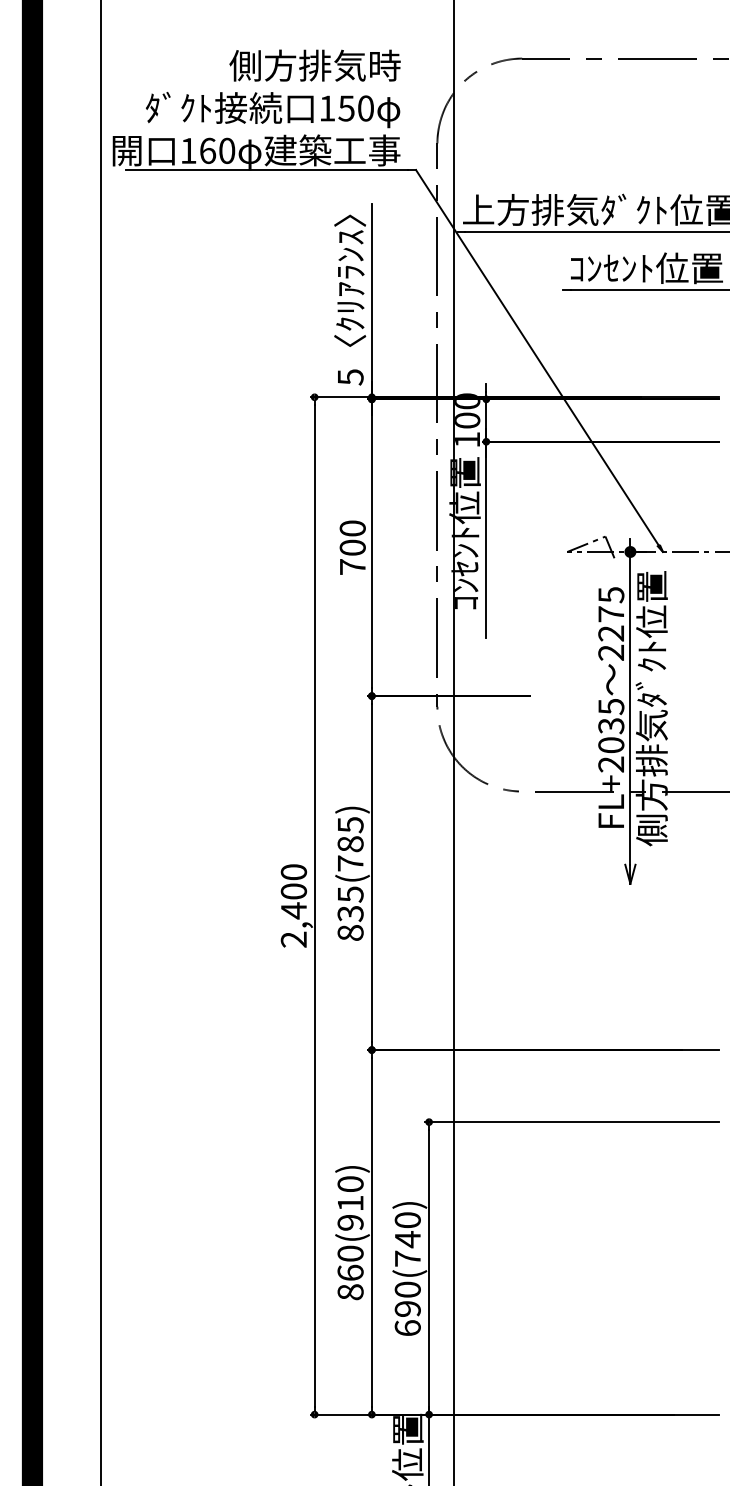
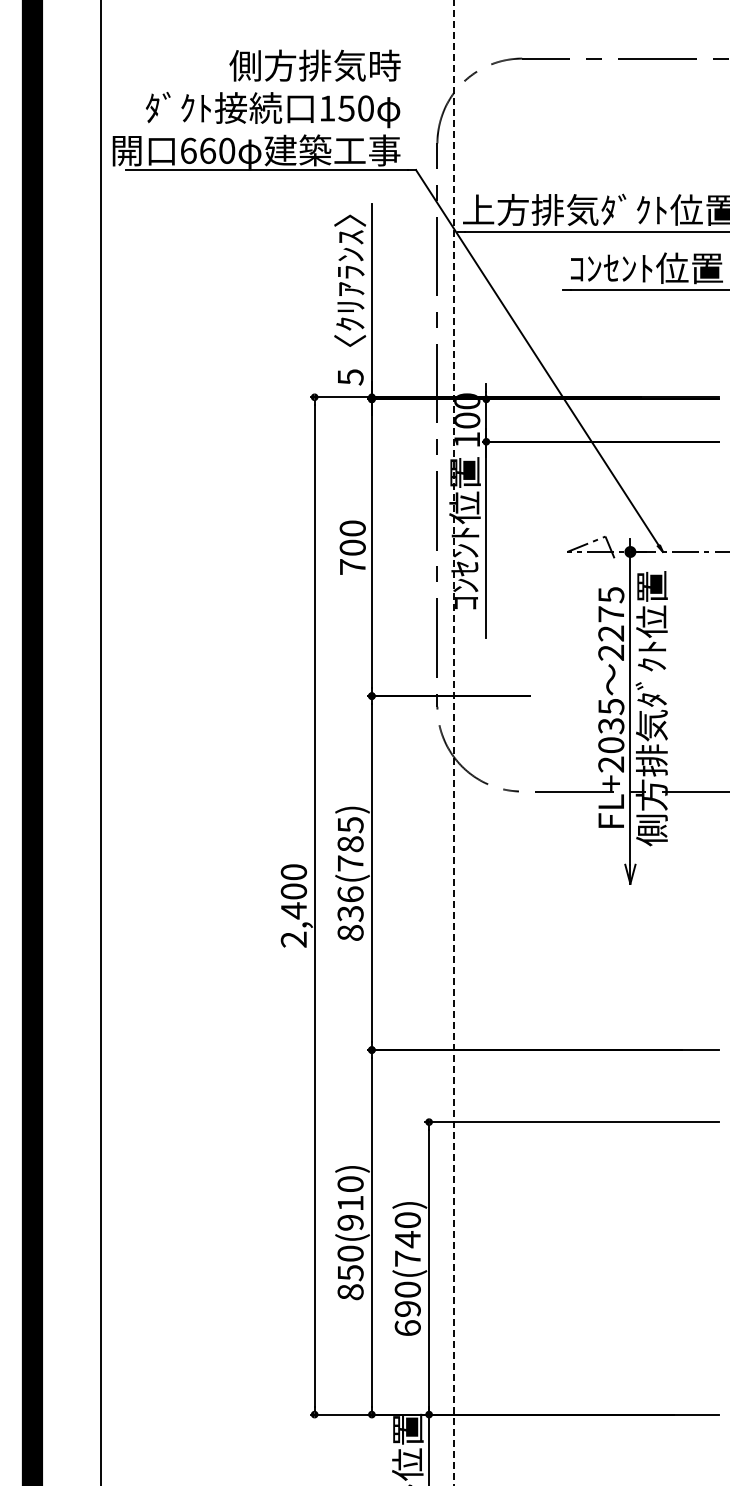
text: 160 -> 660 (188, 150)
line: solid -> dashed (453, 742)
text: 835(785) -> 836(785) (350, 894)
text: 860(910) -> 850(910) (350, 1272)
